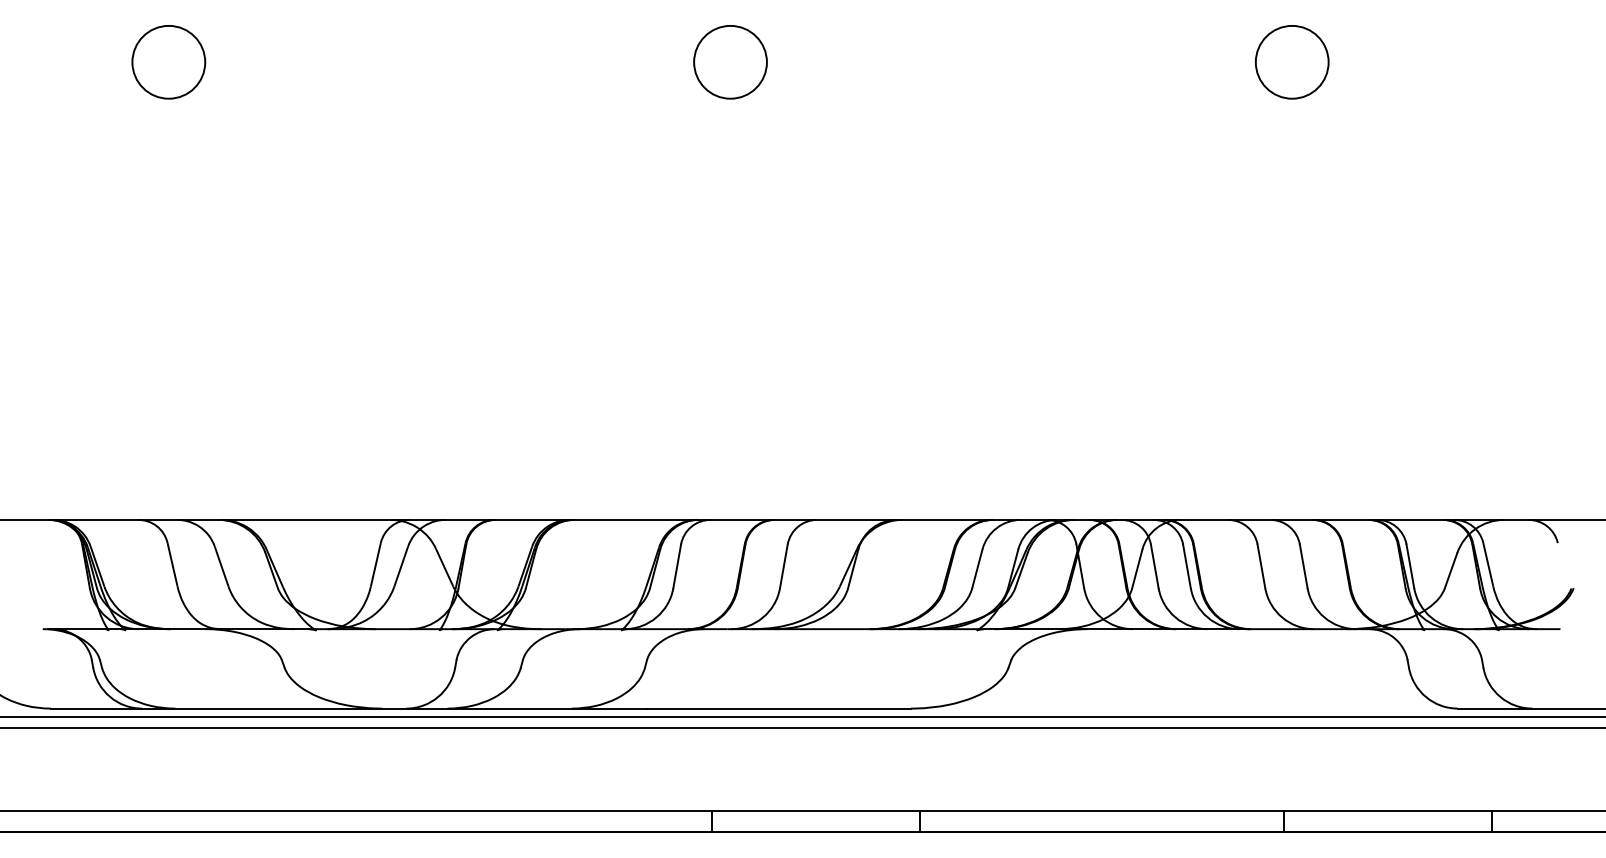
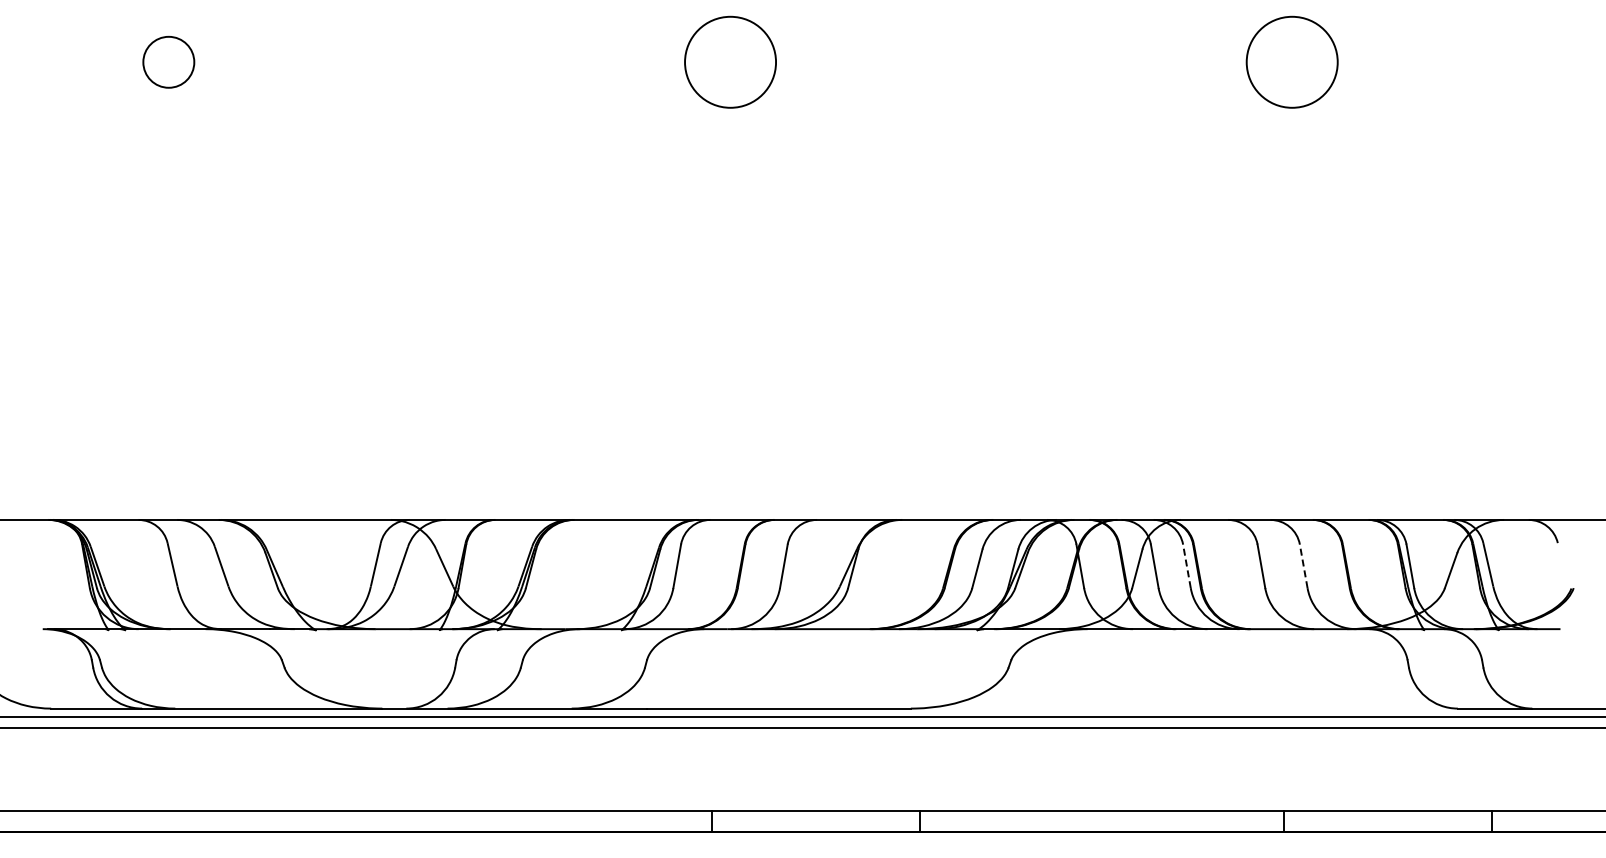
circle diameter: 73 px -> 51 px (168, 61)
circle diameter: 73 px -> 91 px (730, 61)
circle diameter: 73 px -> 91 px (1291, 61)
line: solid -> dashed (1186, 565)
line: solid -> dashed (1303, 565)
